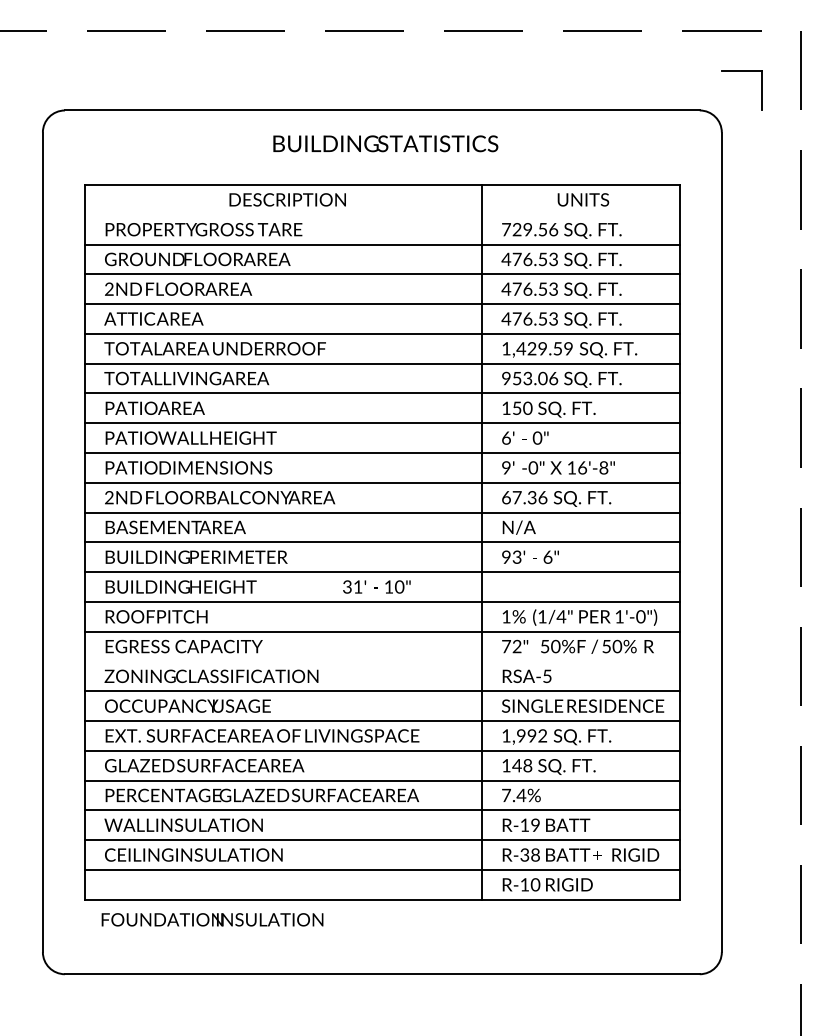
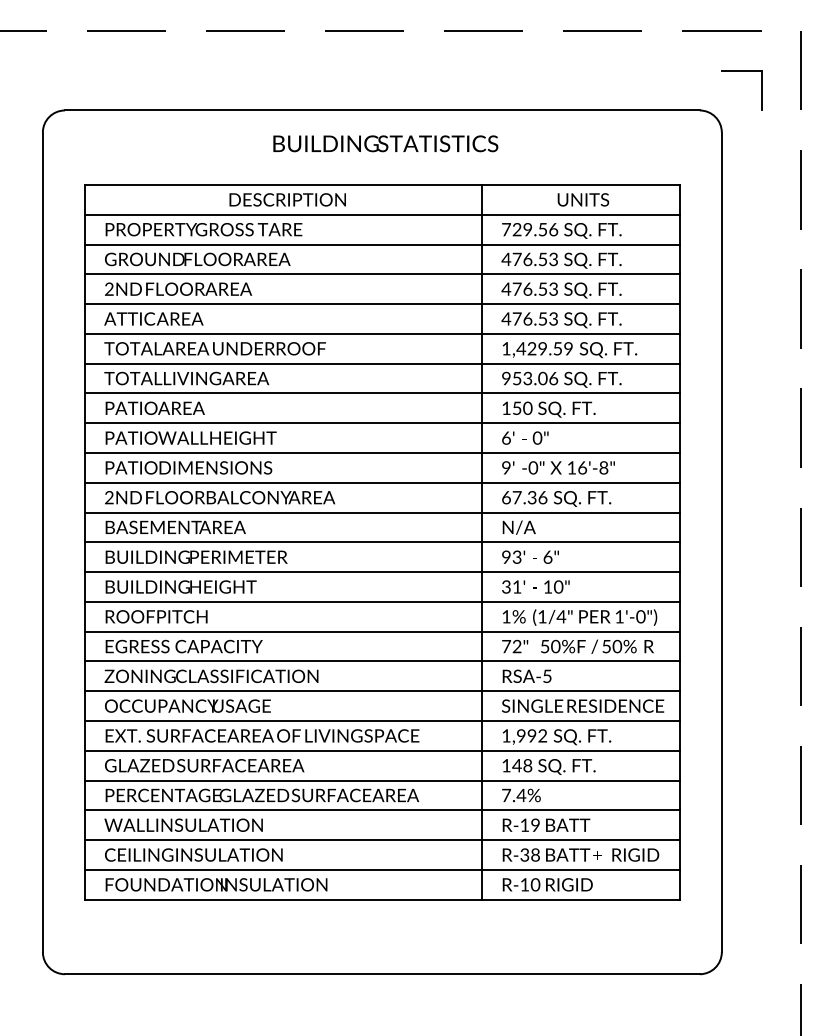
line: none -> present (382, 214)
text position: (376, 586) -> (535, 586) (535, 586)
line: none -> present (382, 661)
text position: (212, 919) -> (216, 884) (216, 884)
